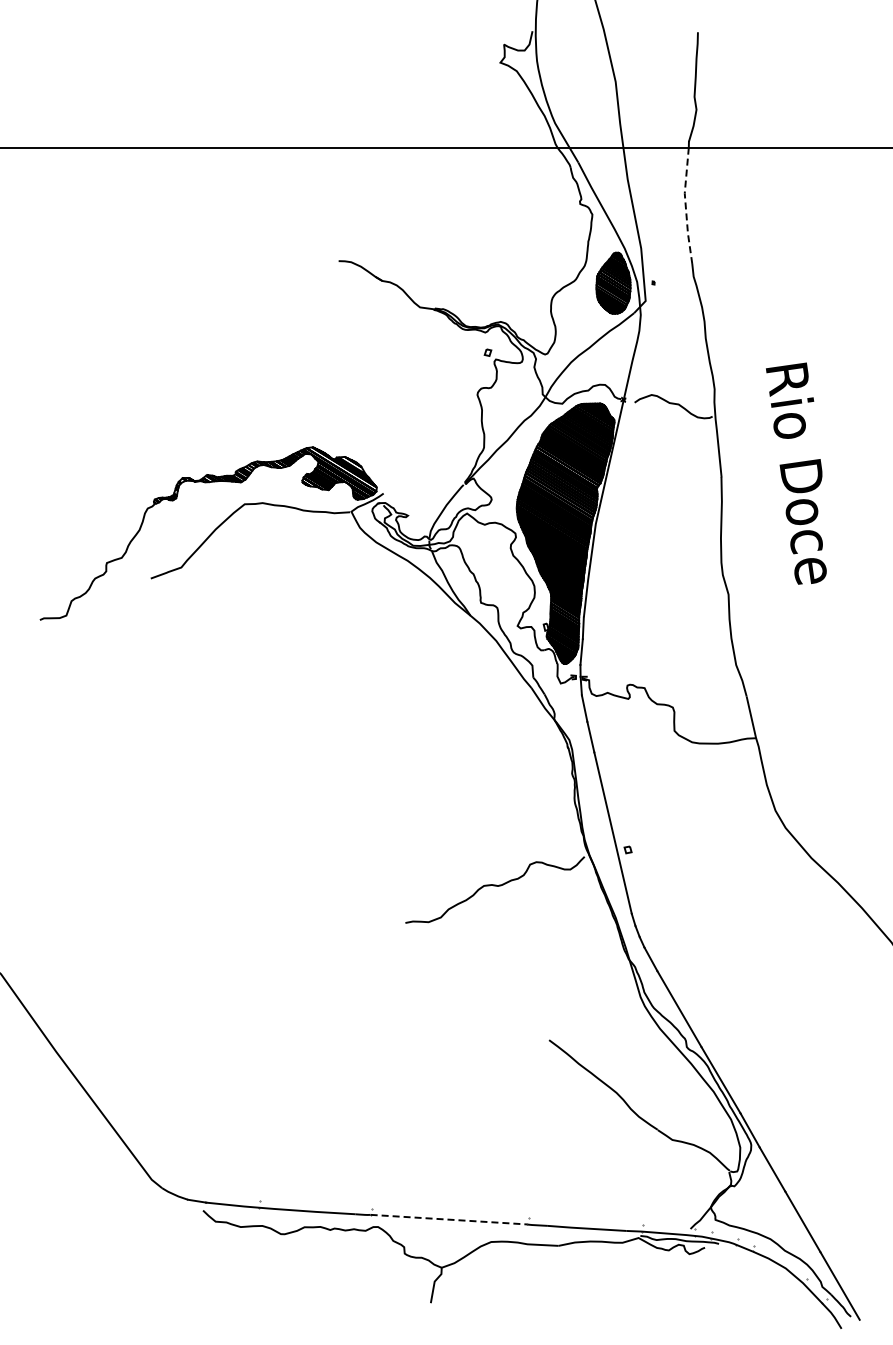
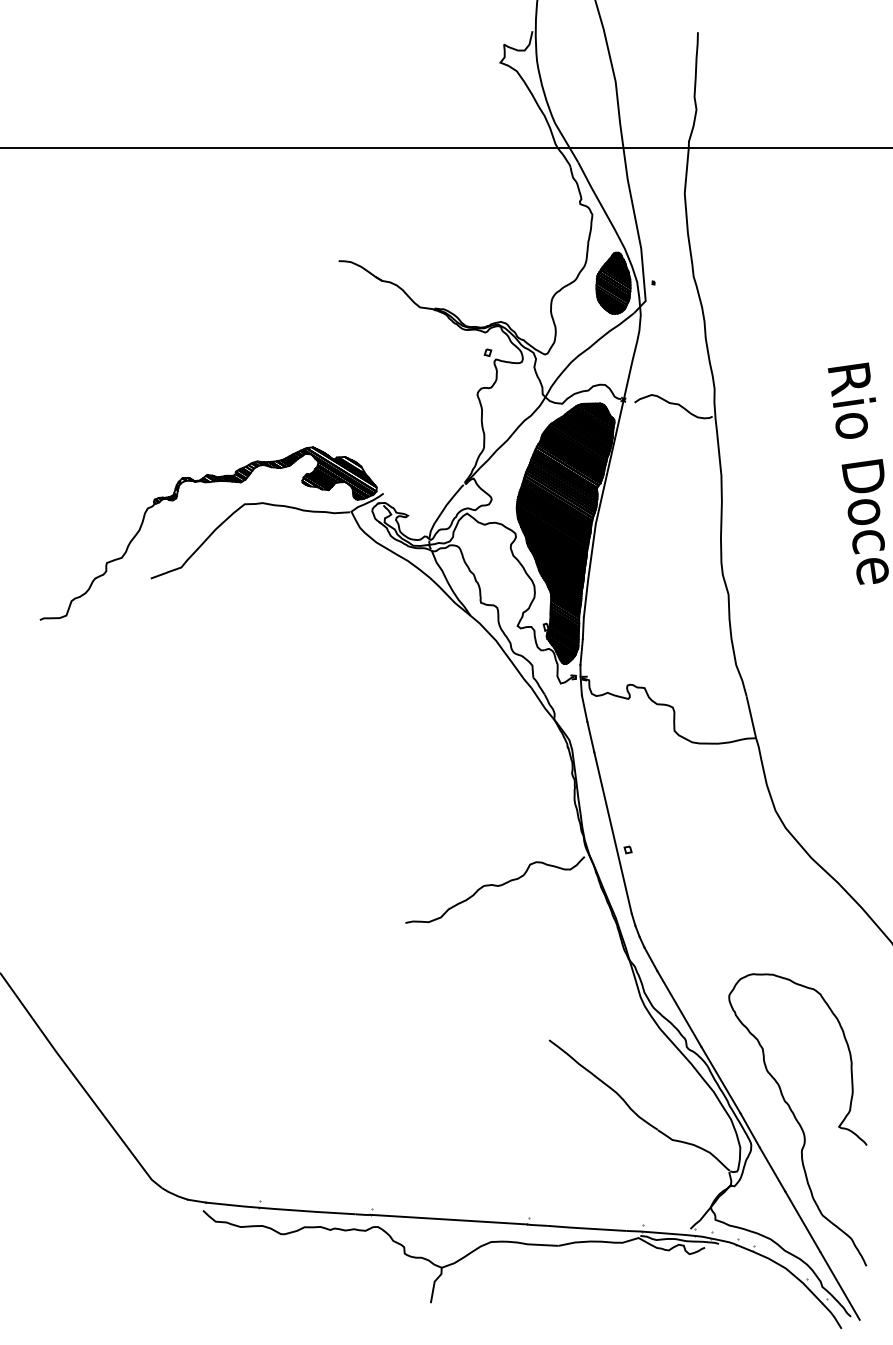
line: dashed -> solid (685, 206)
text position: (796, 473) -> (858, 473) (858, 473)
curve: none -> present (797, 1119)
line: dashed -> solid (449, 1219)
